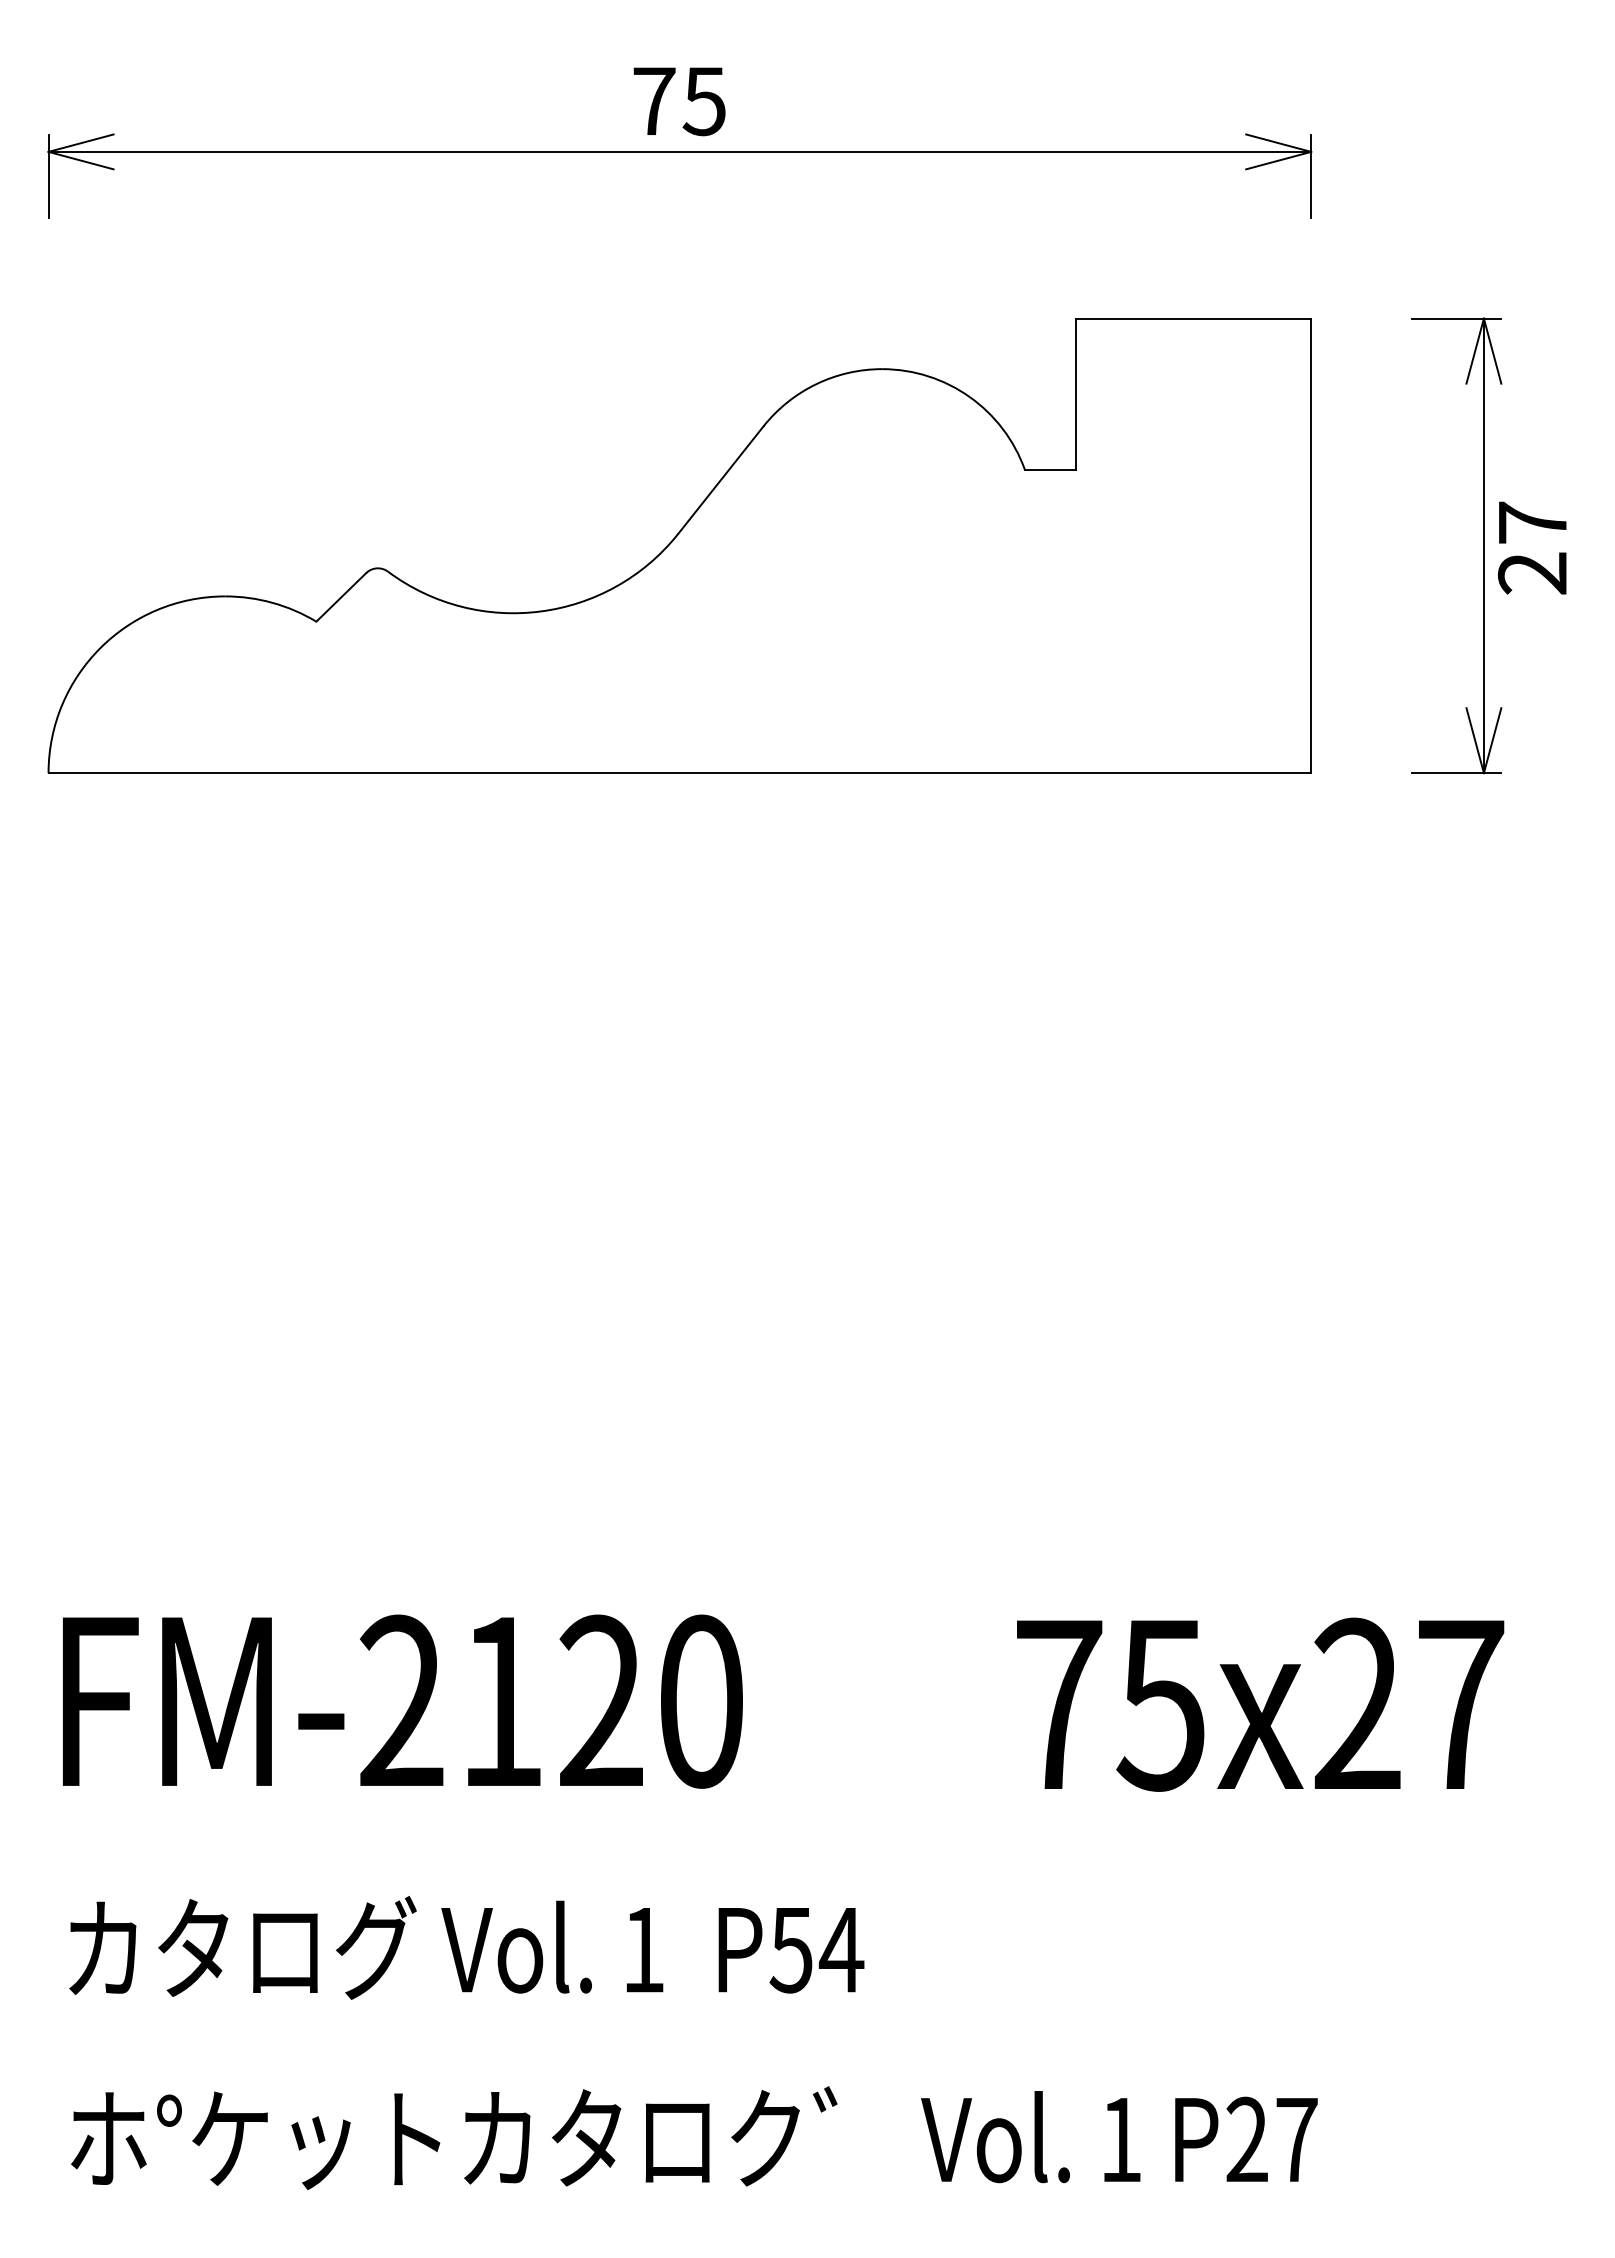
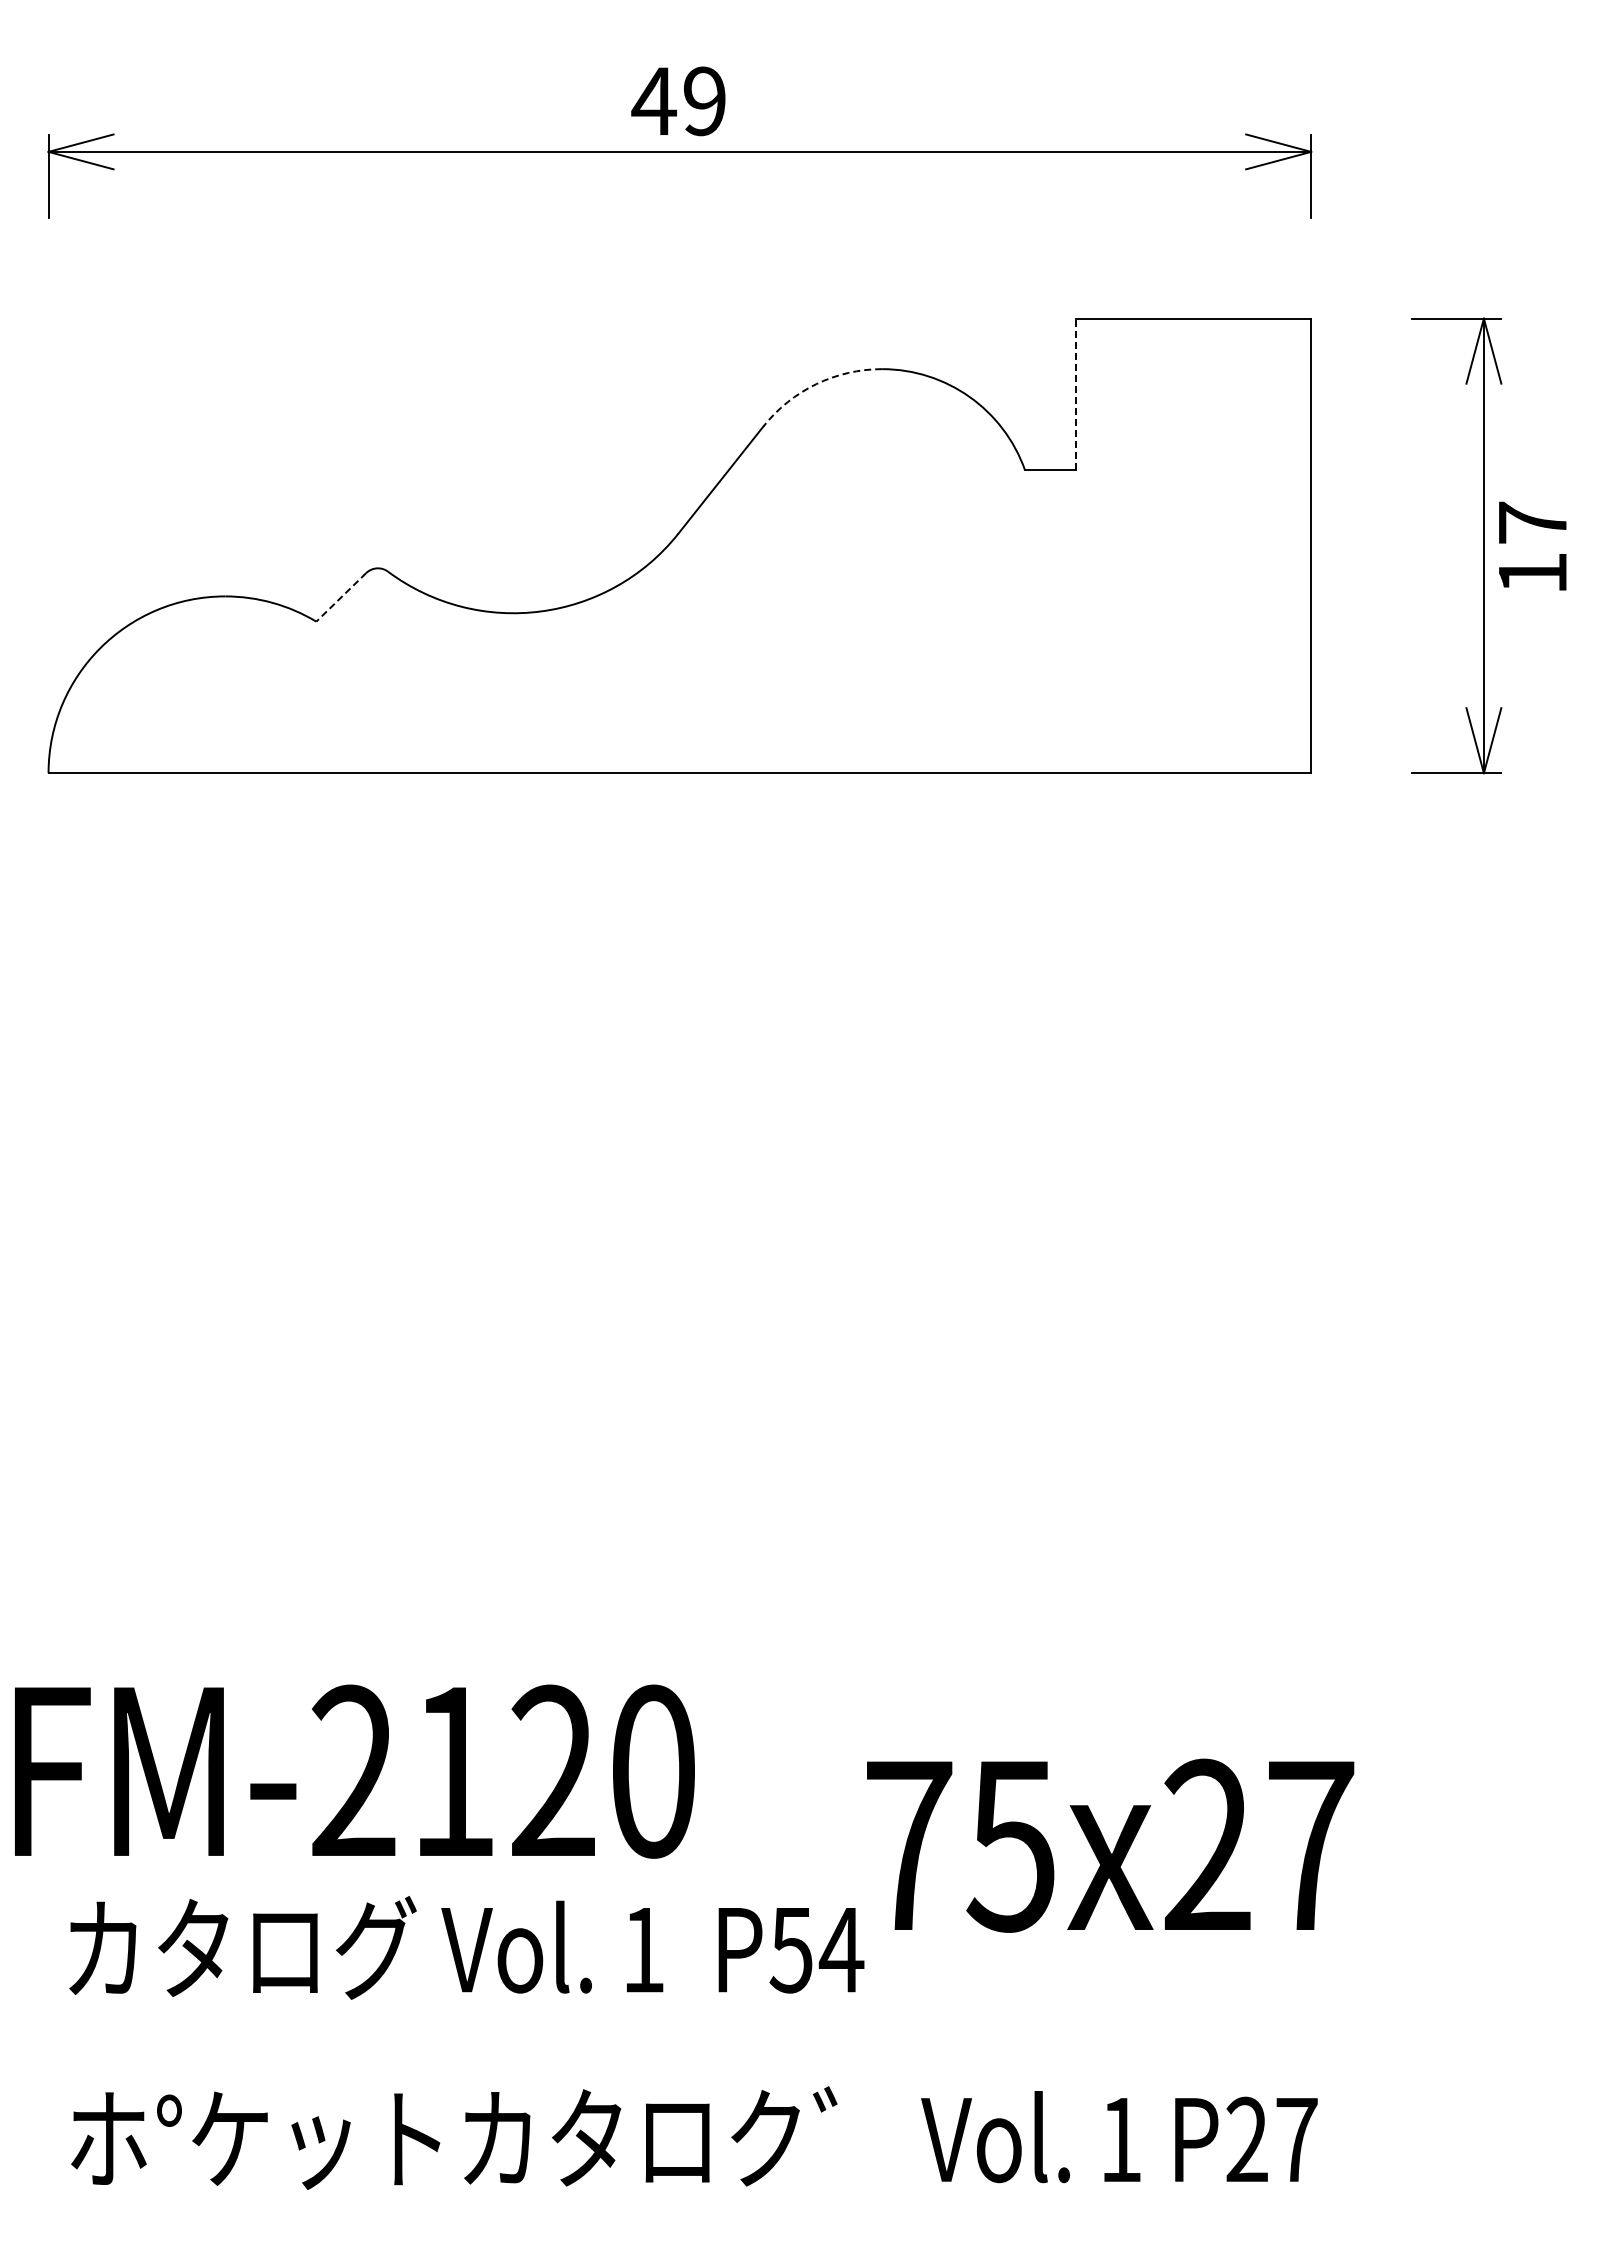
text: 75 -> 49 (678, 101)
arc: solid -> dashed (816, 384)
line: solid -> dashed (1075, 394)
text: 27 -> 17 (1532, 573)
line: solid -> dashed (341, 597)
text position: (402, 1701) -> (354, 1771) (354, 1771)
text position: (1260, 1704) -> (1110, 1845) (1110, 1845)
